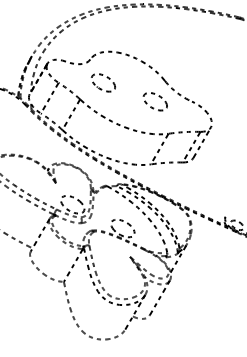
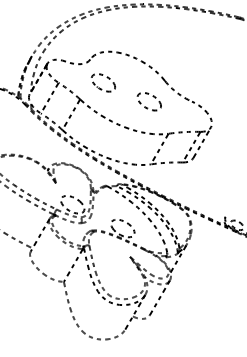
part position: (154, 101) -> (148, 101) (148, 101)
